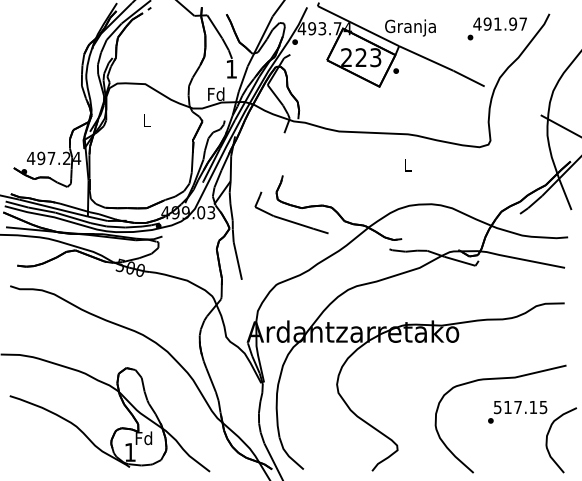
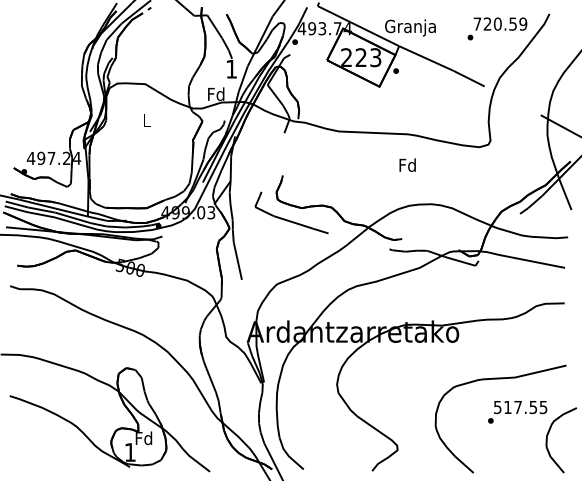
text: 491.97 -> 720.59 (500, 23)
text: L -> Fd (407, 164)
text: 517.15 -> 517.55 (533, 407)
